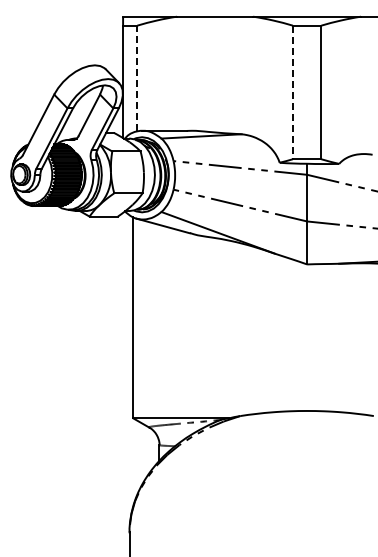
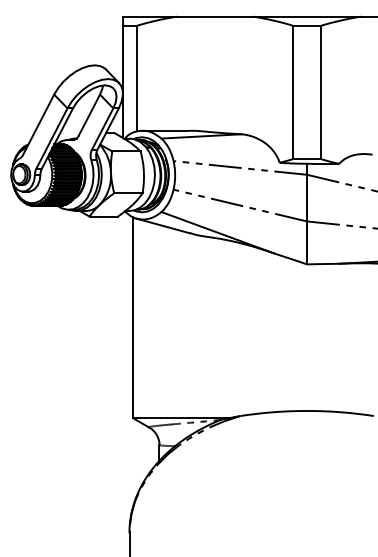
line: dashed -> solid (137, 78)
line: dashed -> solid (292, 92)
